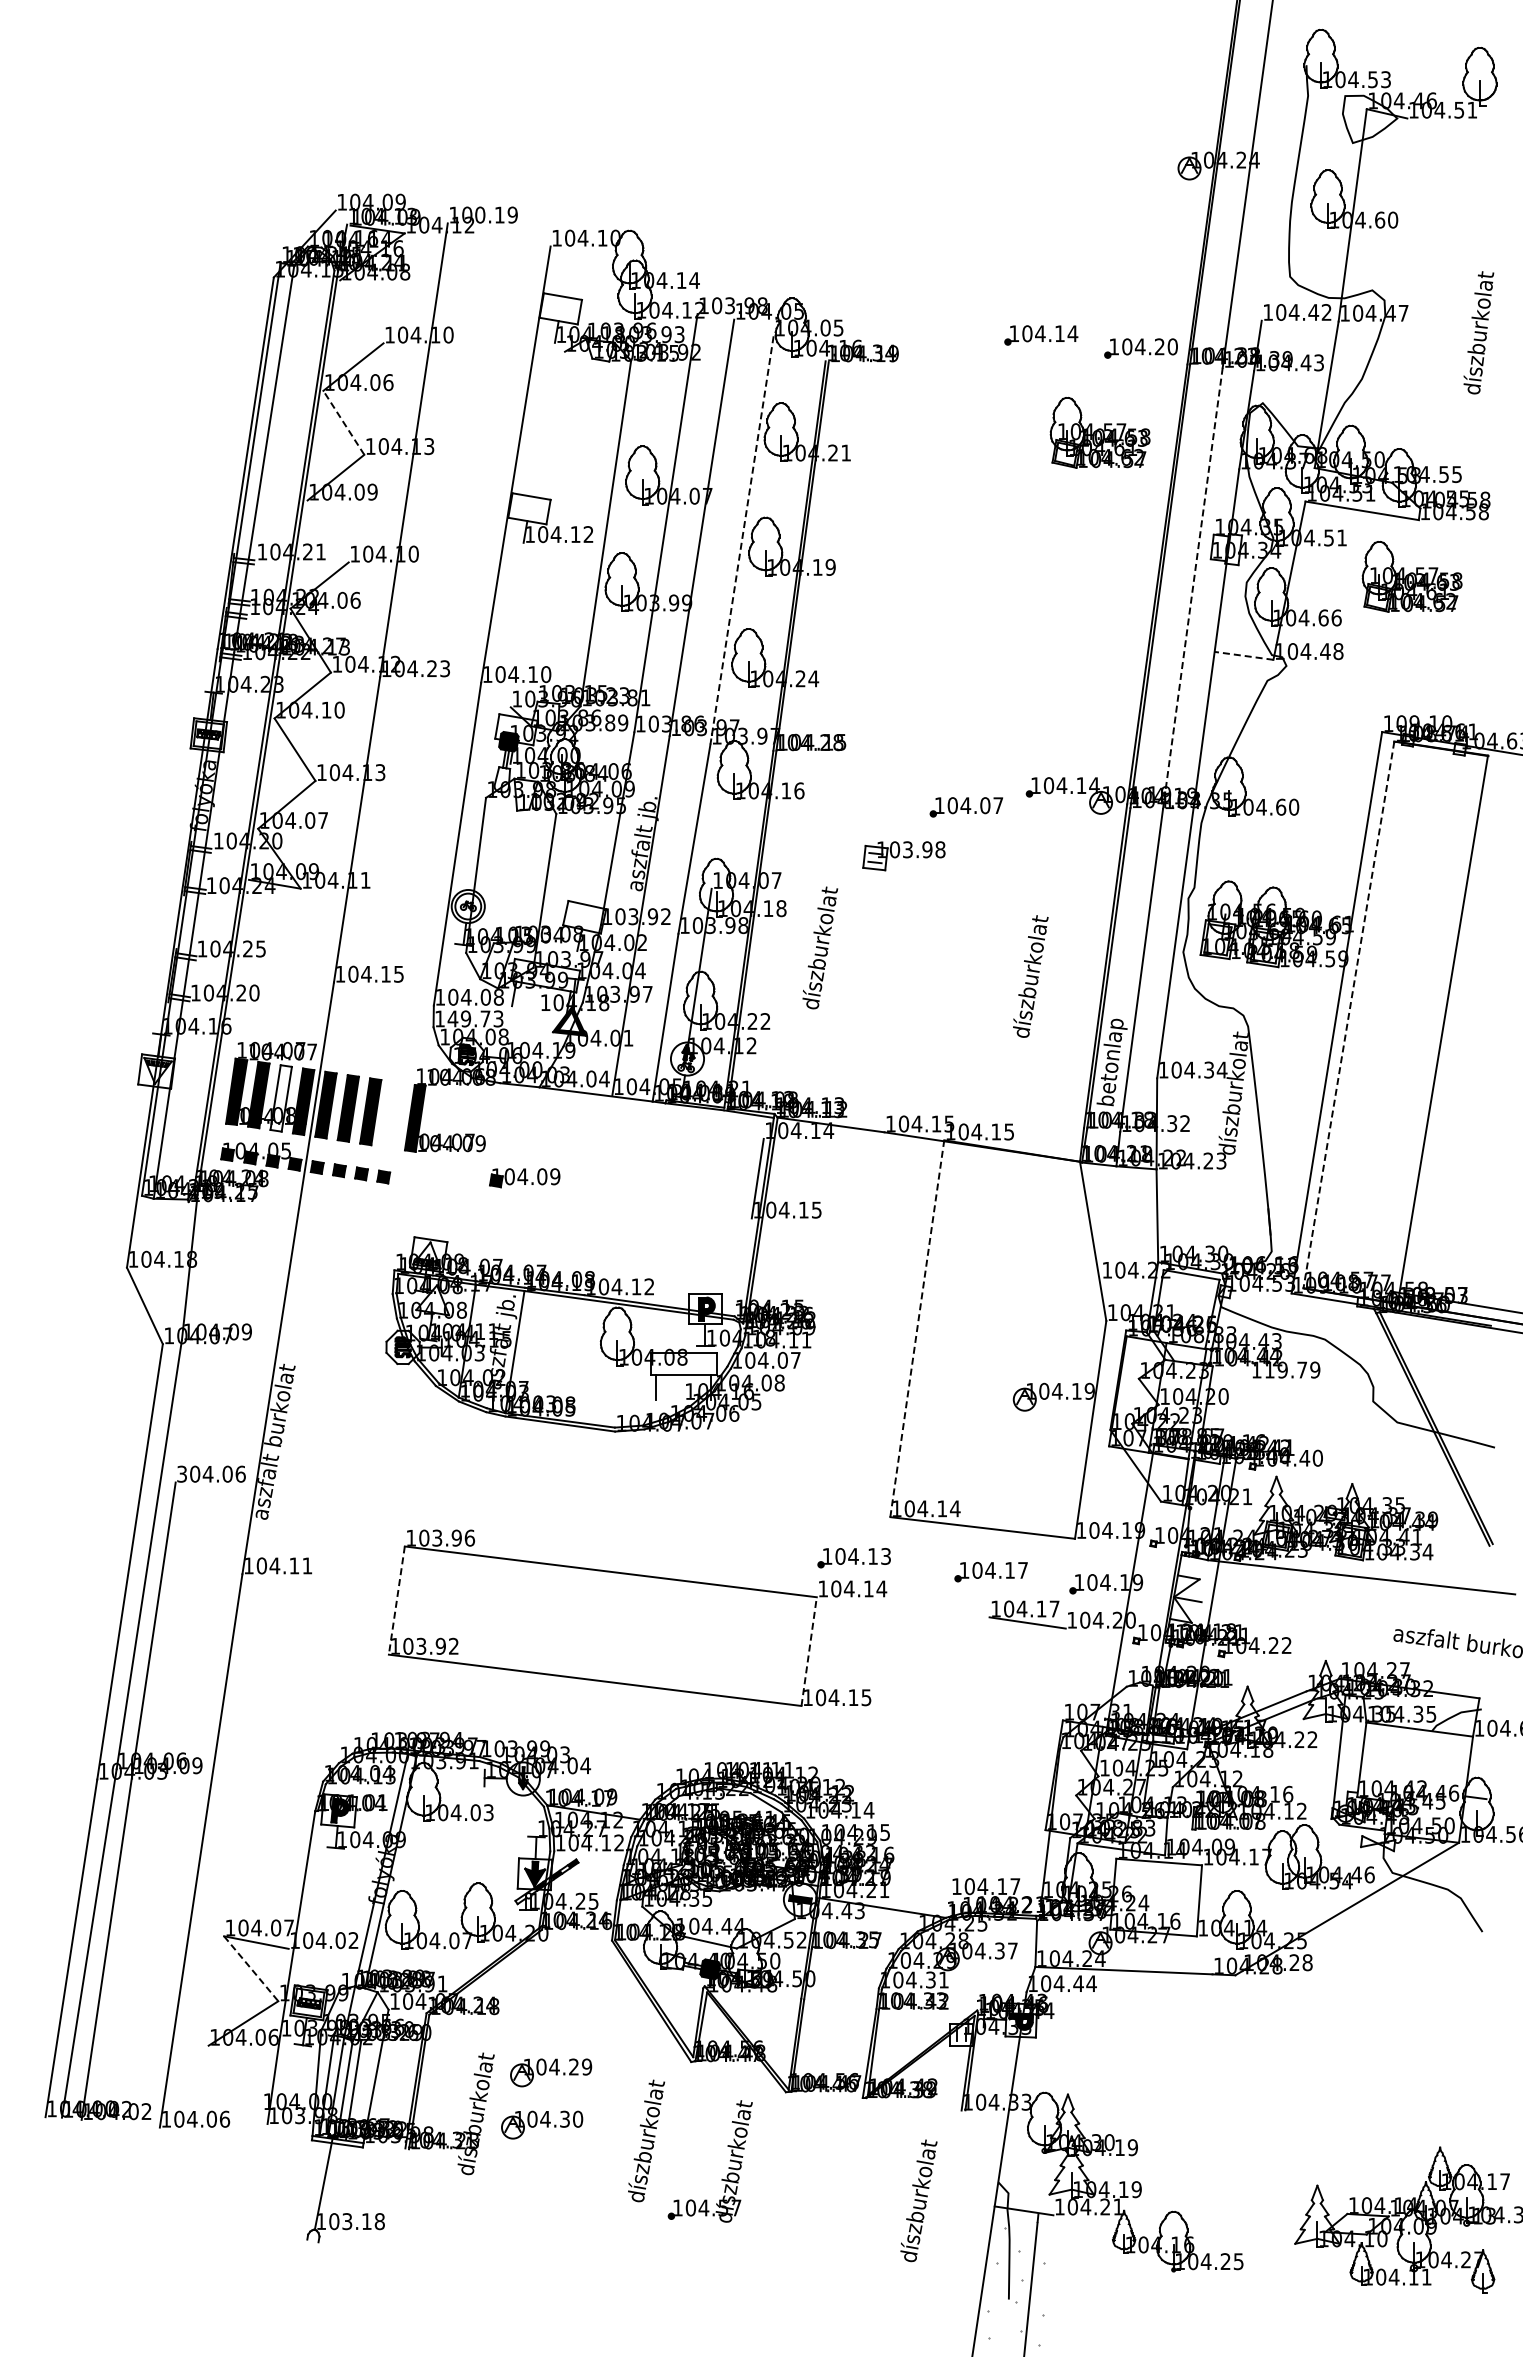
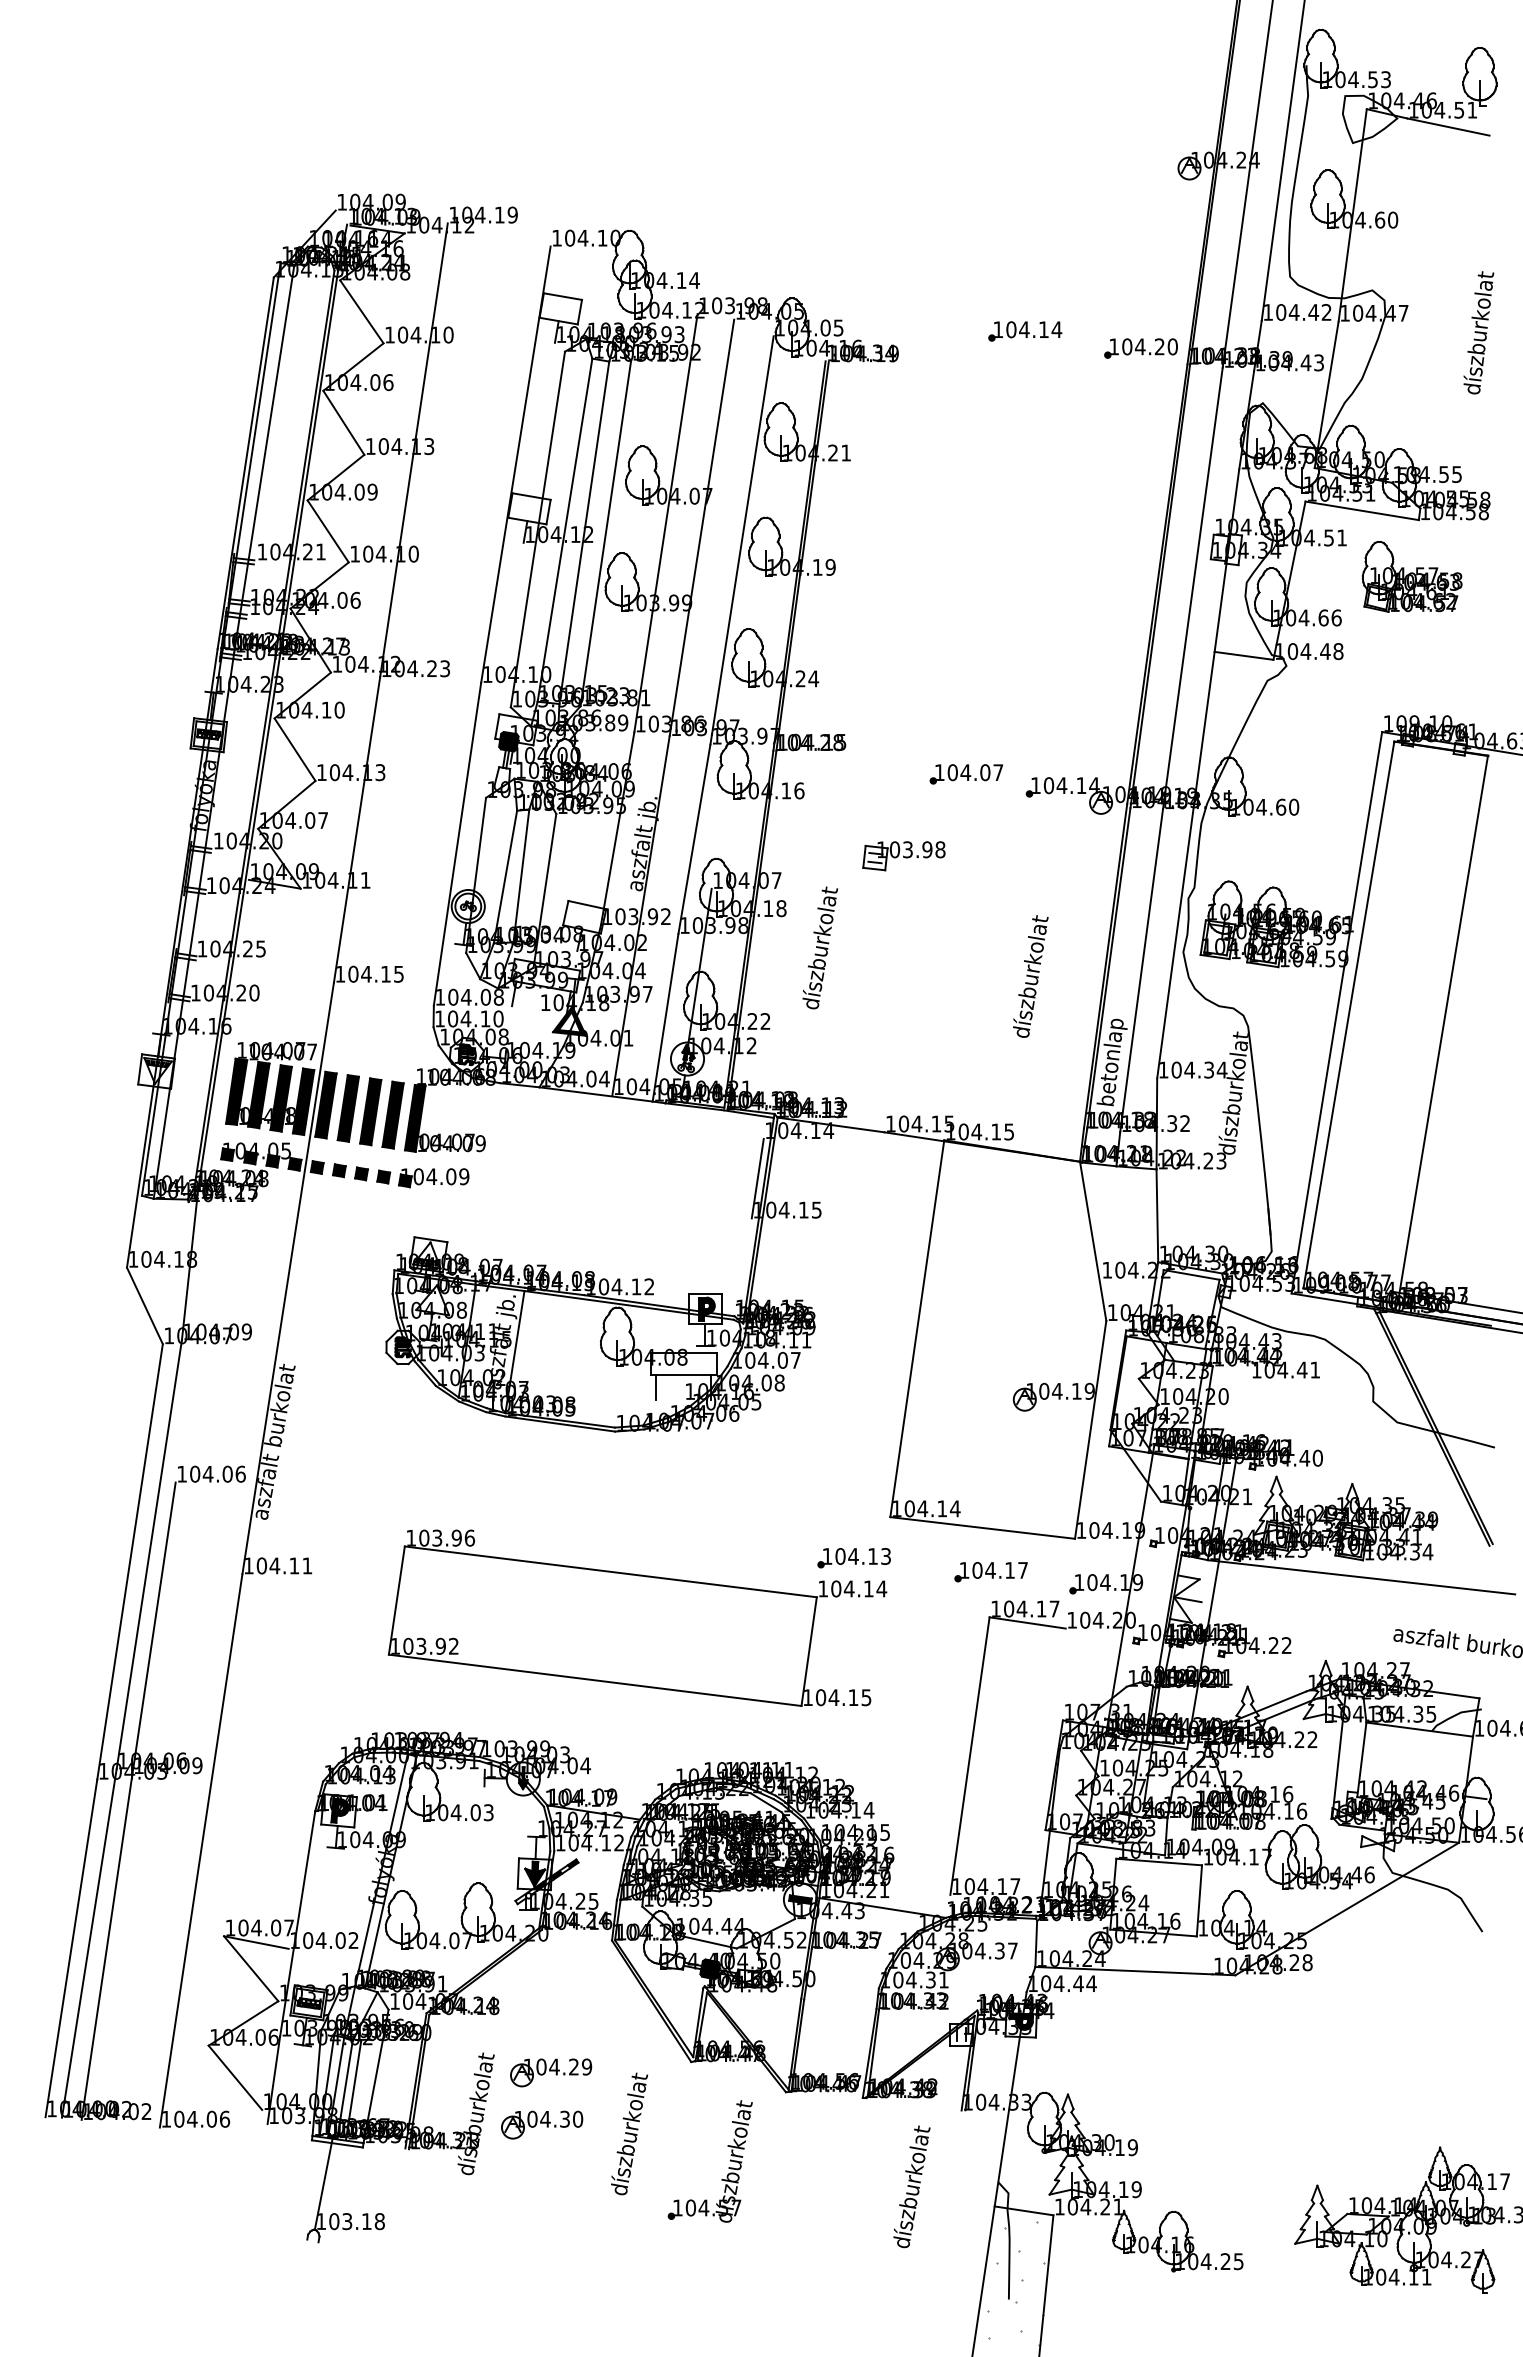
line: none -> present (1448, 126)
line: none -> present (1282, 161)
text: 100.19 -> 104.19 (479, 214)
line: none -> present (361, 311)
part position: (1041, 335) -> (1025, 331) (1025, 331)
line: dashed -> solid (343, 422)
part: present -> none (1099, 432)
line: none -> present (537, 529)
line: none -> present (564, 529)
line: none -> present (327, 531)
line: none -> present (584, 532)
line: dashed -> solid (742, 540)
line: dashed -> solid (1192, 588)
line: dashed -> solid (1244, 655)
part position: (965, 807) -> (965, 774) (965, 774)
line: none -> present (521, 875)
line: none -> present (505, 876)
line: dashed -> solid (1348, 1015)
text: 149.73 -> 104.10 (475, 1018)
fill: none -> present (280, 1098)
part: none -> present (392, 1114)
part position: (524, 1178) -> (433, 1178) (433, 1178)
line: dashed -> solid (917, 1328)
text: 119.79 -> 104.41 (1292, 1369)
text: 304.06 -> 104.06 (181, 1473)
line: dashed -> solid (396, 1600)
line: dashed -> solid (809, 1651)
line: none -> present (969, 1755)
text: 104.12 -> 104.16 (1302, 1810)
line: dashed -> solid (251, 1969)
line: none -> present (235, 2077)
text position: (646, 2140) -> (629, 2133) (629, 2133)
text position: (918, 2200) -> (911, 2186) (911, 2186)
line position: (1031, 2283) -> (1046, 2284) (1046, 2284)
